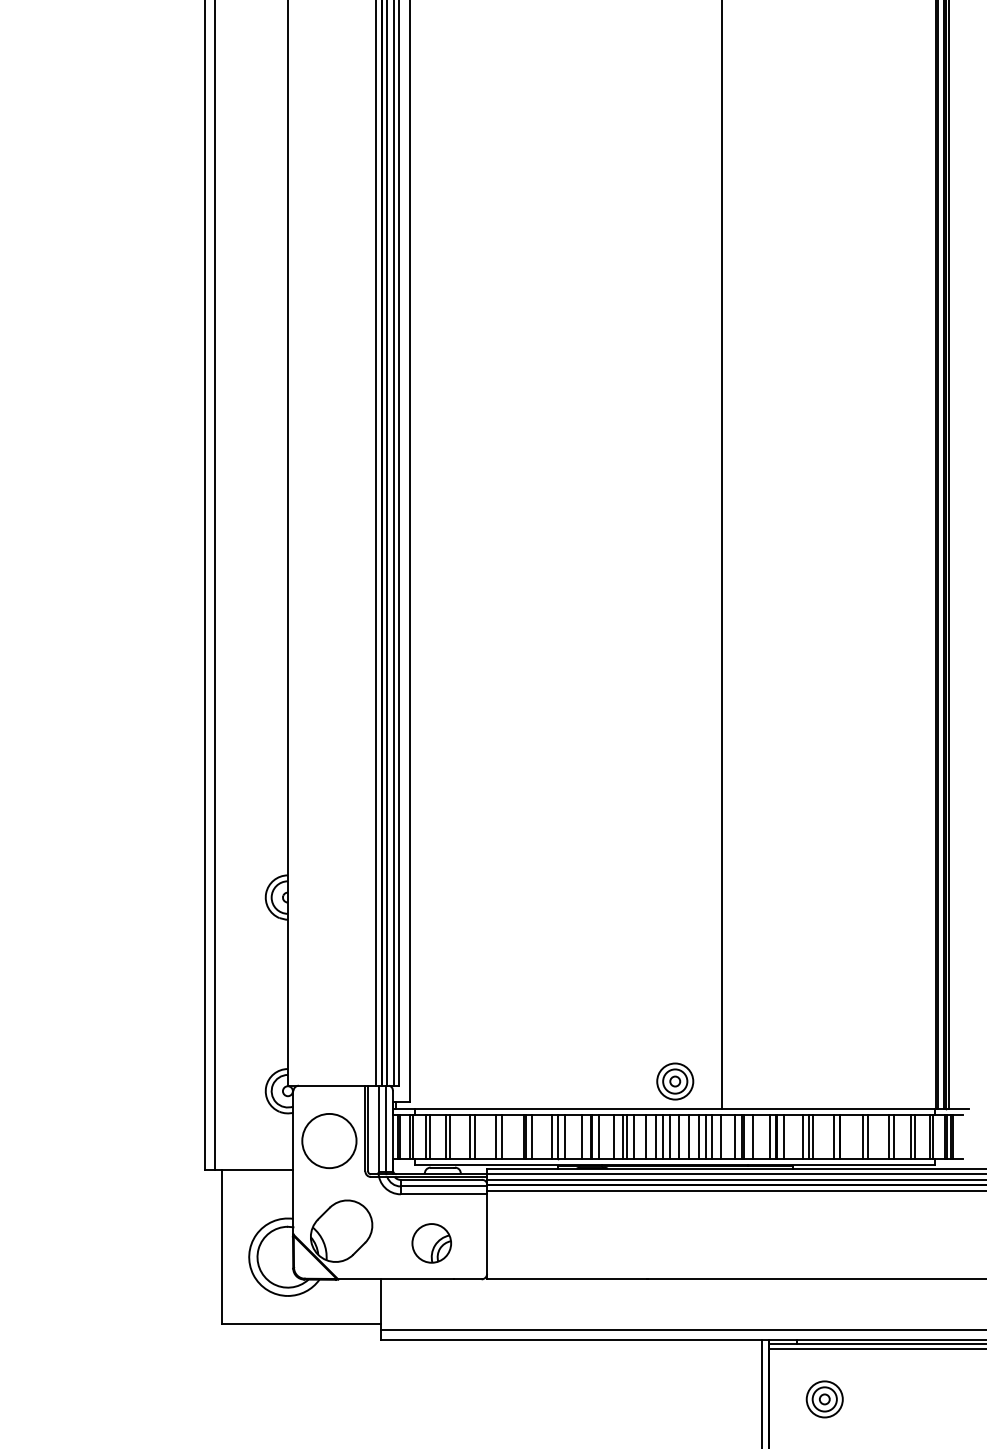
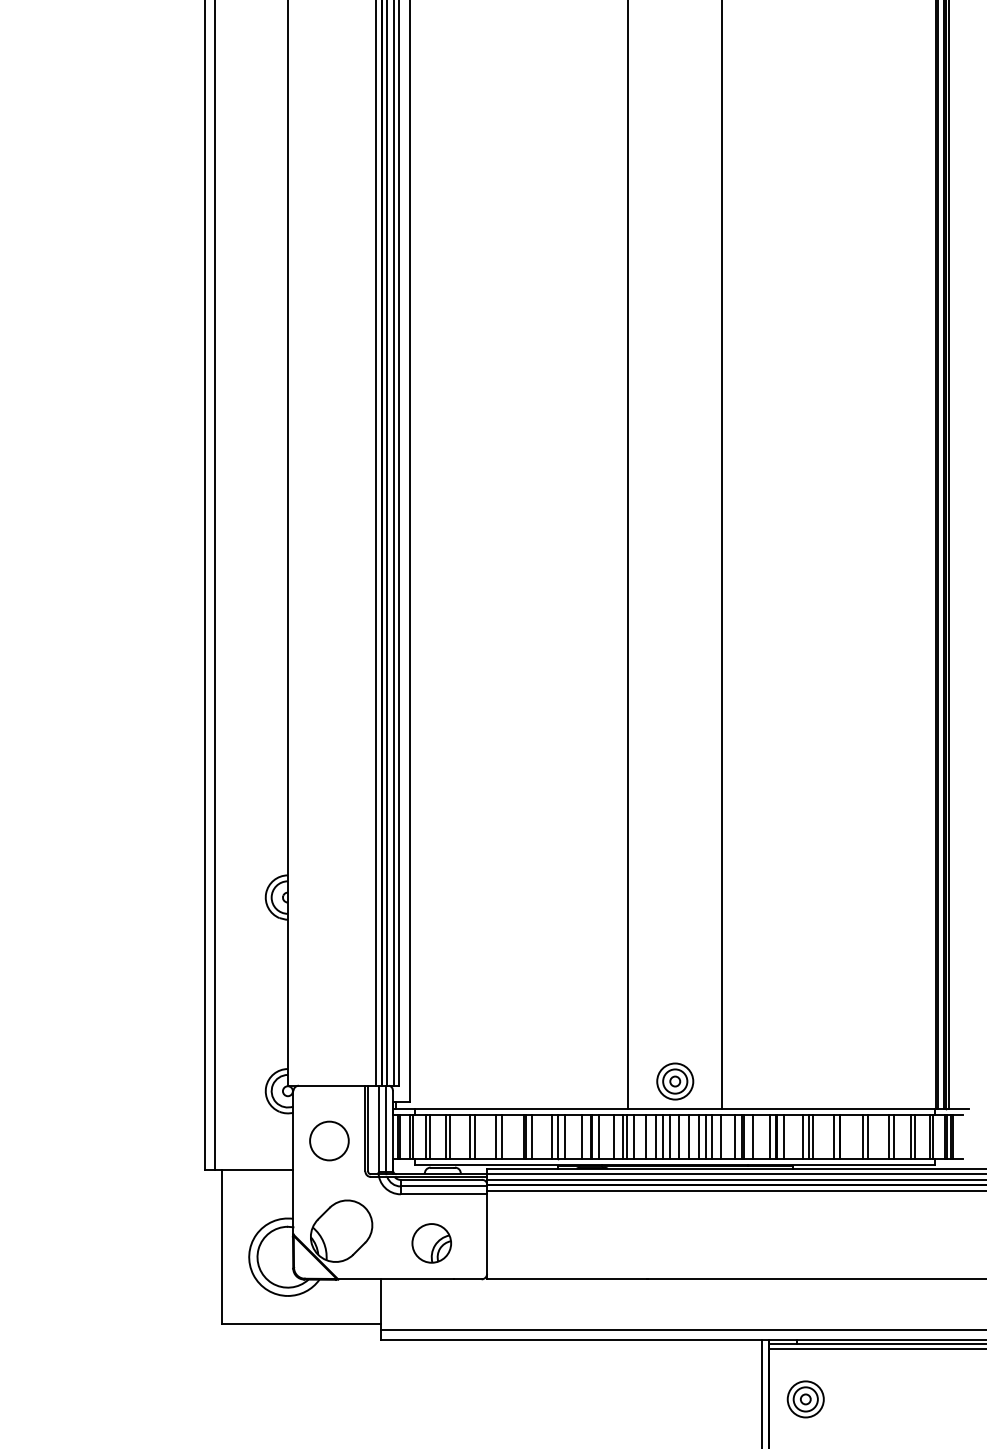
line: none -> present (628, 555)
circle size: 57x57 px -> 41x42 px (329, 1140)
part position: (824, 1399) -> (805, 1399) (805, 1399)
